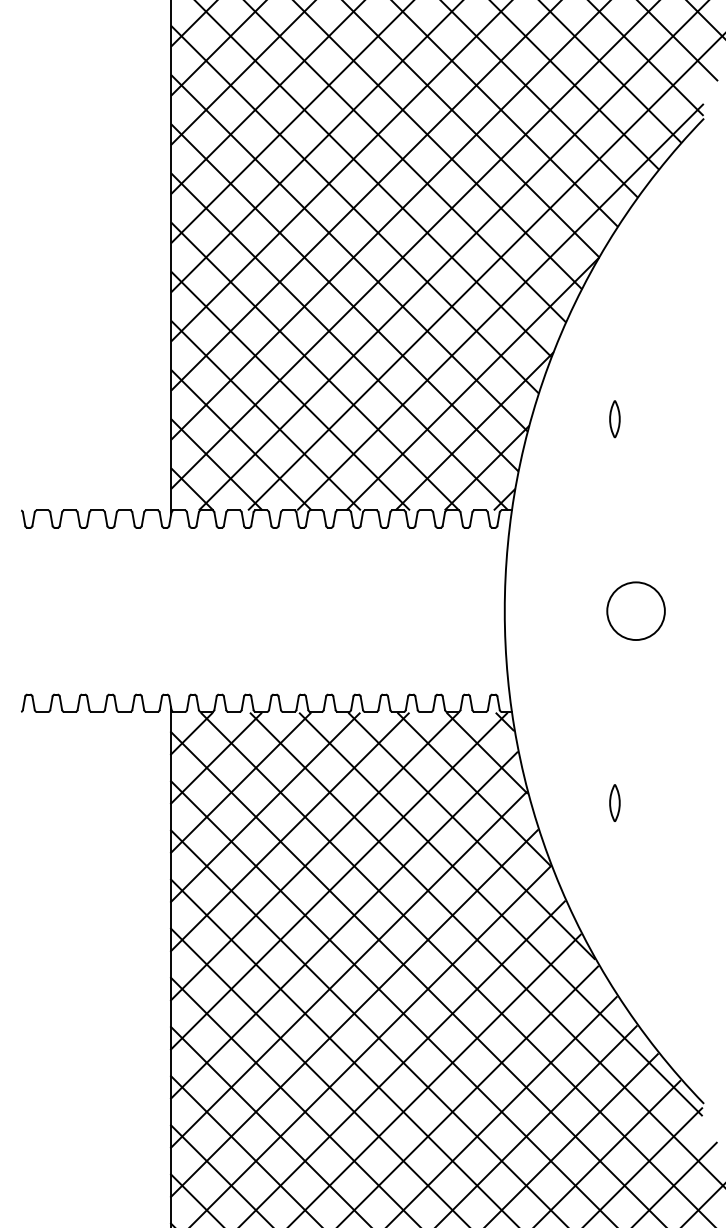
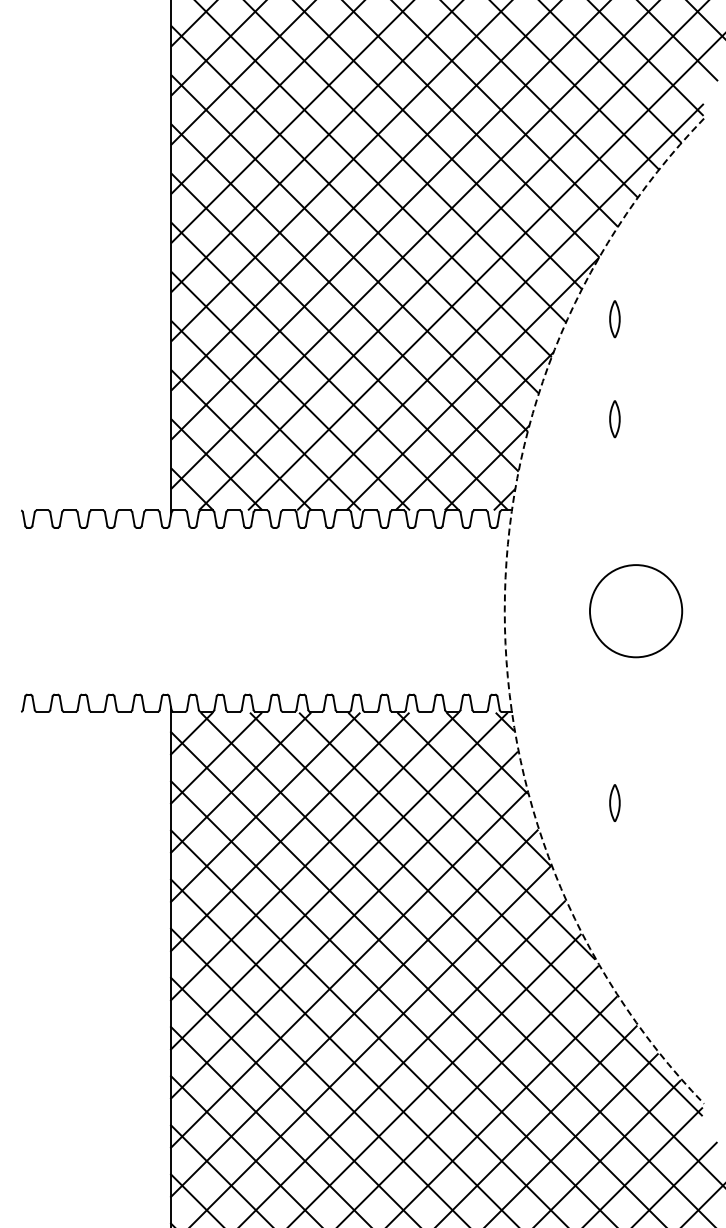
part: none -> present (614, 319)
arc: solid -> dashed (504, 611)
circle diameter: 58 px -> 92 px (635, 611)
